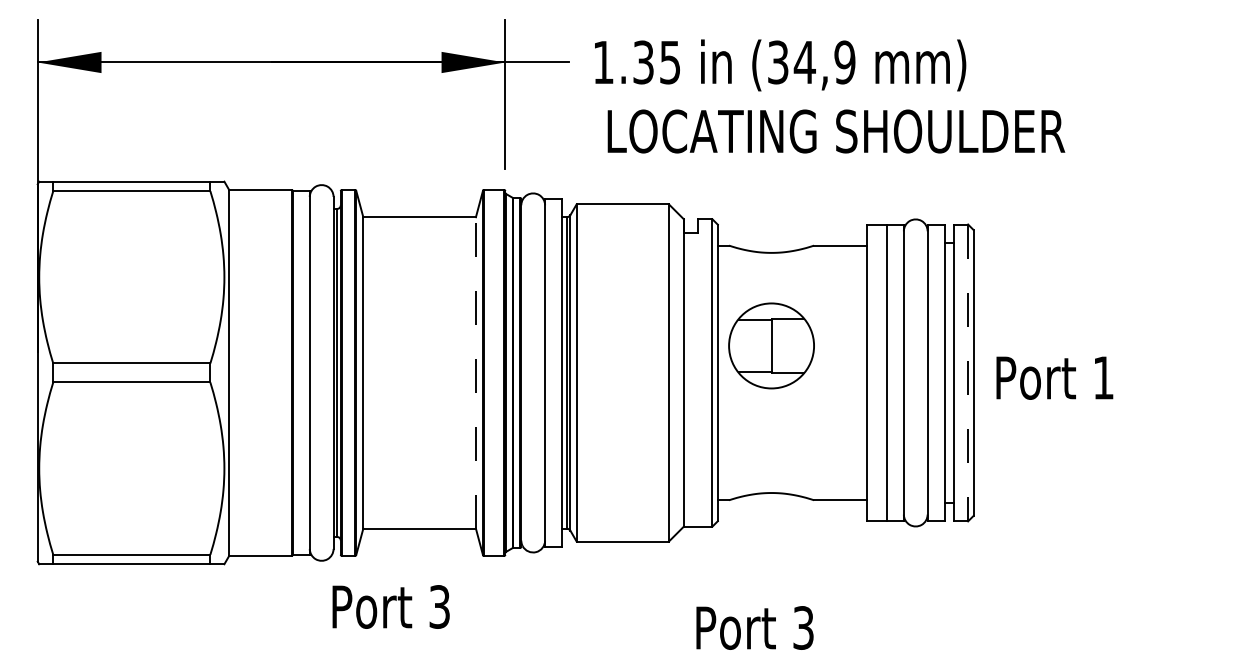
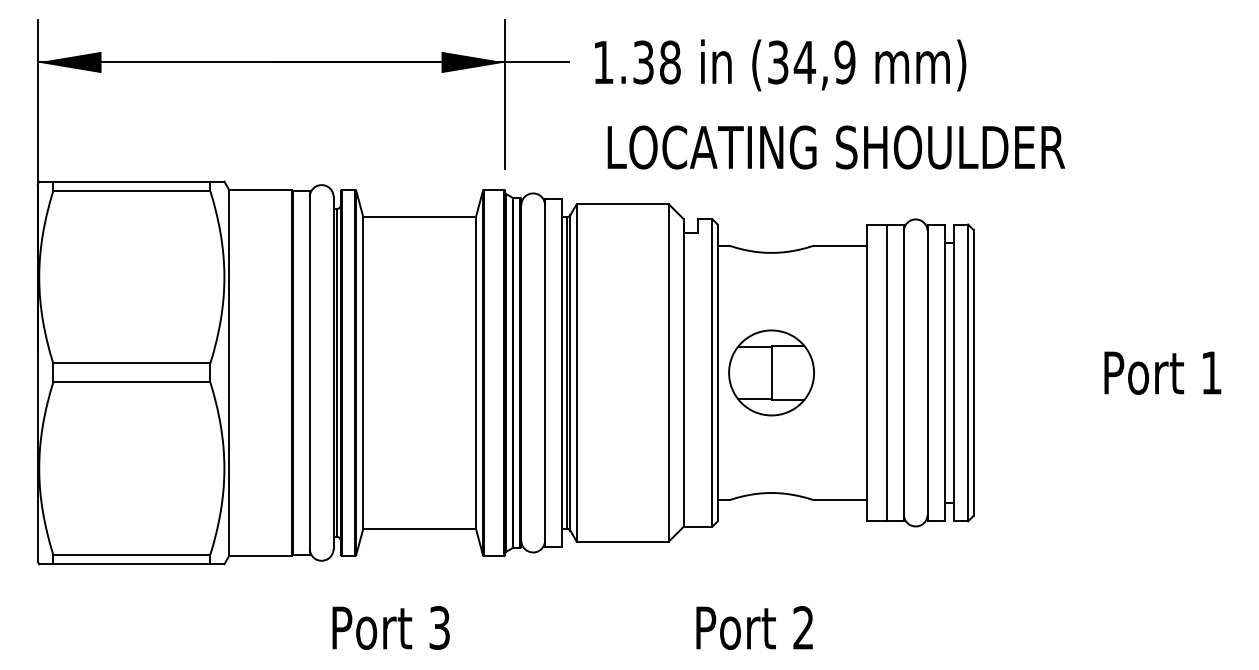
text: 1.35 -> 1.38 (670, 62)
text position: (836, 131) -> (836, 147) (836, 147)
part position: (771, 345) -> (771, 372) (771, 372)
line: dashed -> solid (475, 372)
line: dashed -> solid (968, 373)
text position: (1054, 377) -> (1162, 372) (1162, 372)
text position: (390, 606) -> (390, 627) (390, 627)
text: 3 -> 2 (803, 627)
